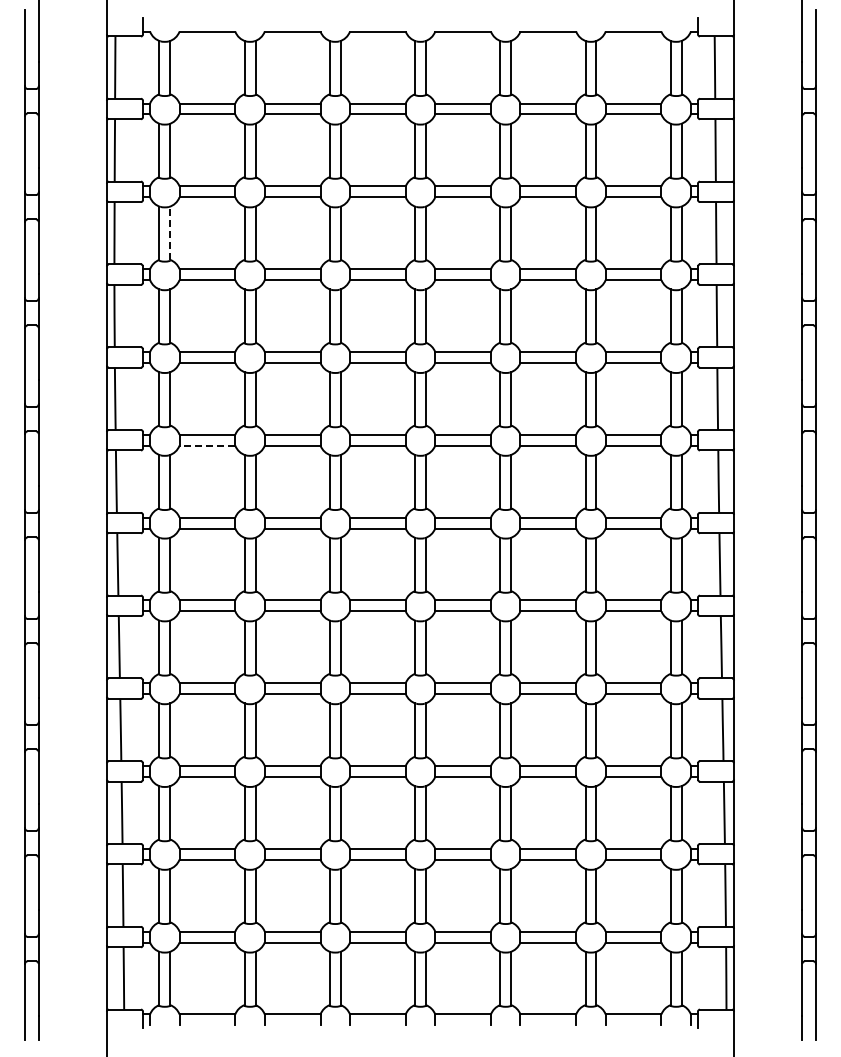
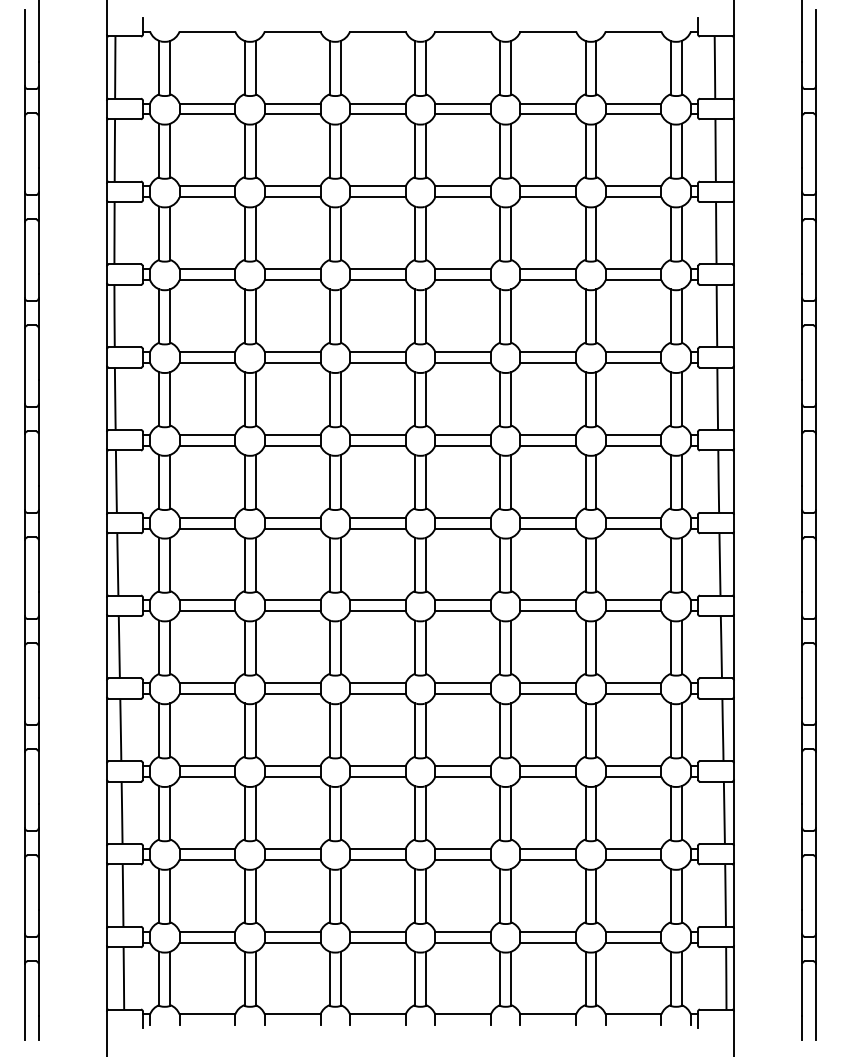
line: dashed -> solid (170, 233)
line: dashed -> solid (207, 445)
